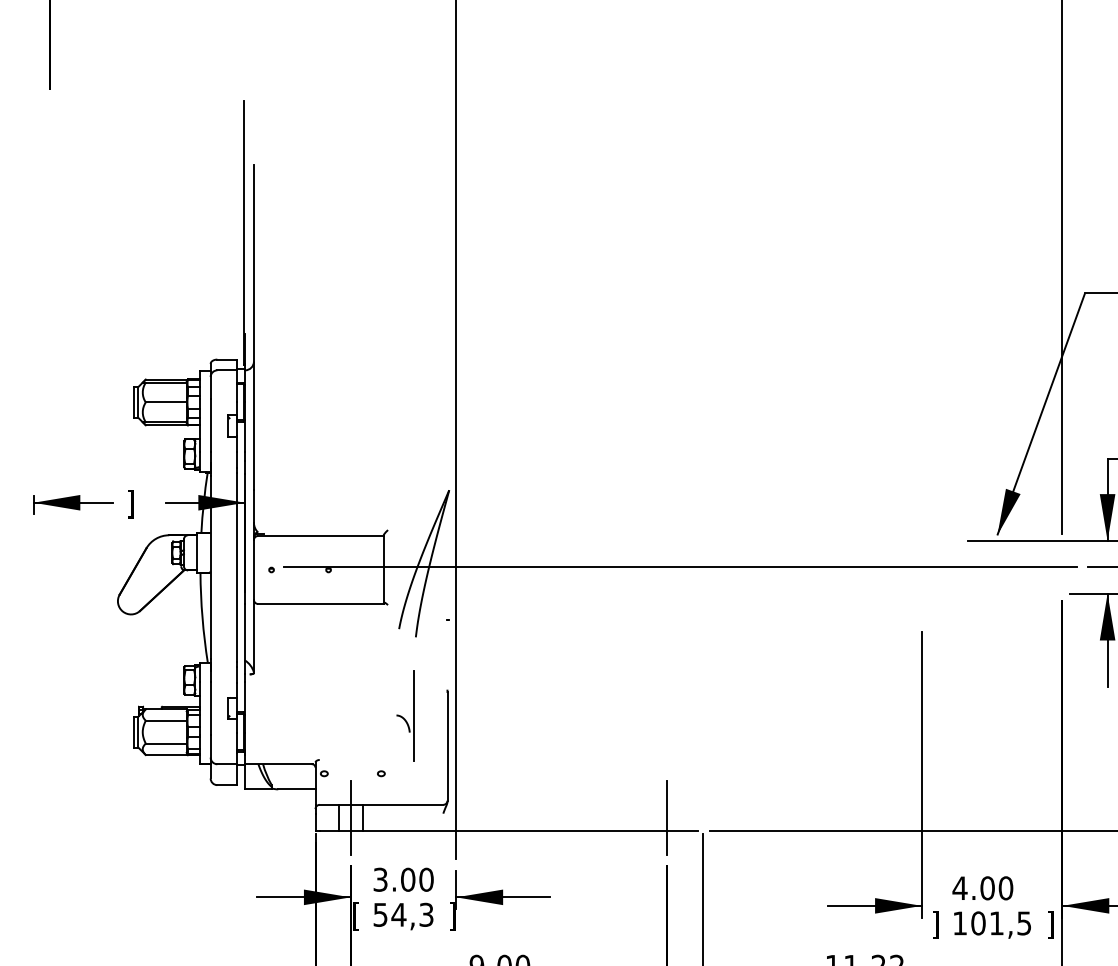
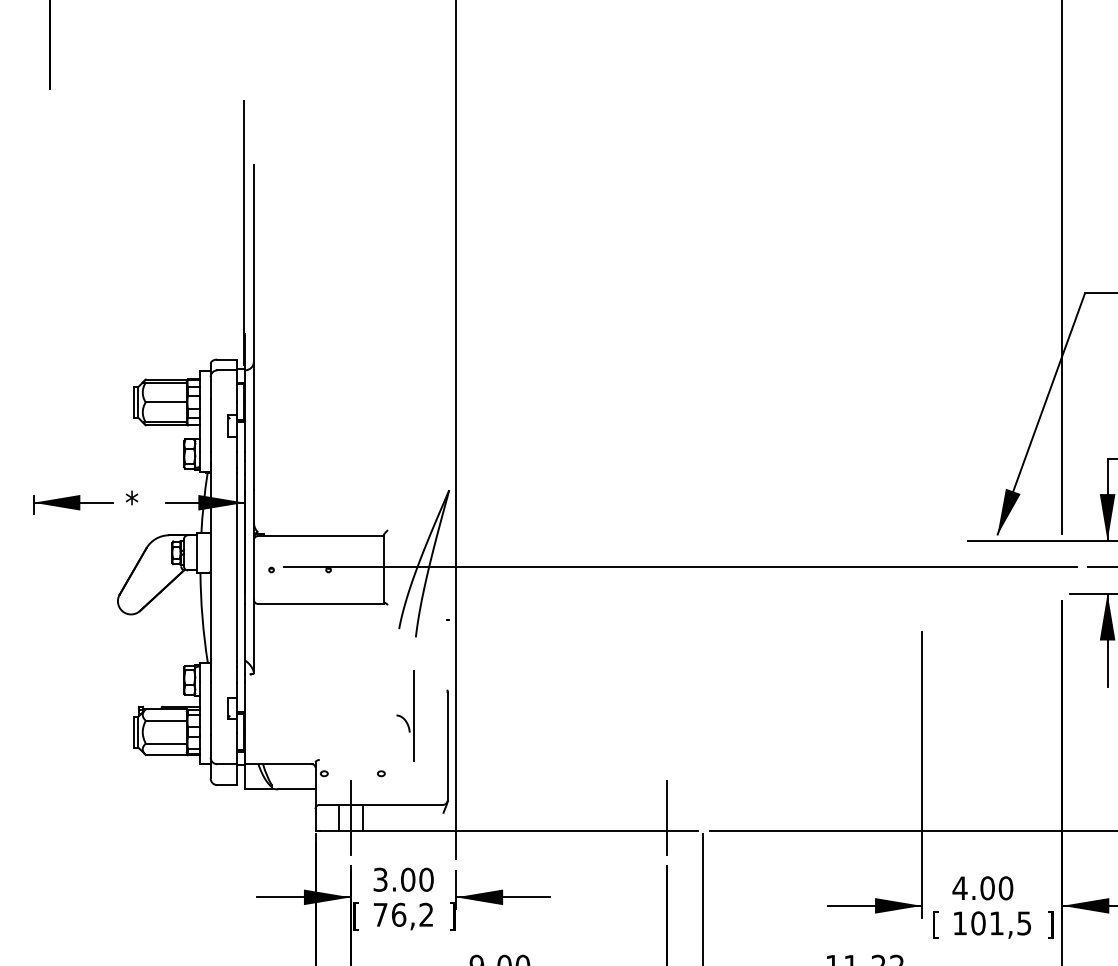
text: ] -> * (131, 504)
text: 54,3 -> 76,2 (403, 914)
text: ] -> [ (935, 924)
